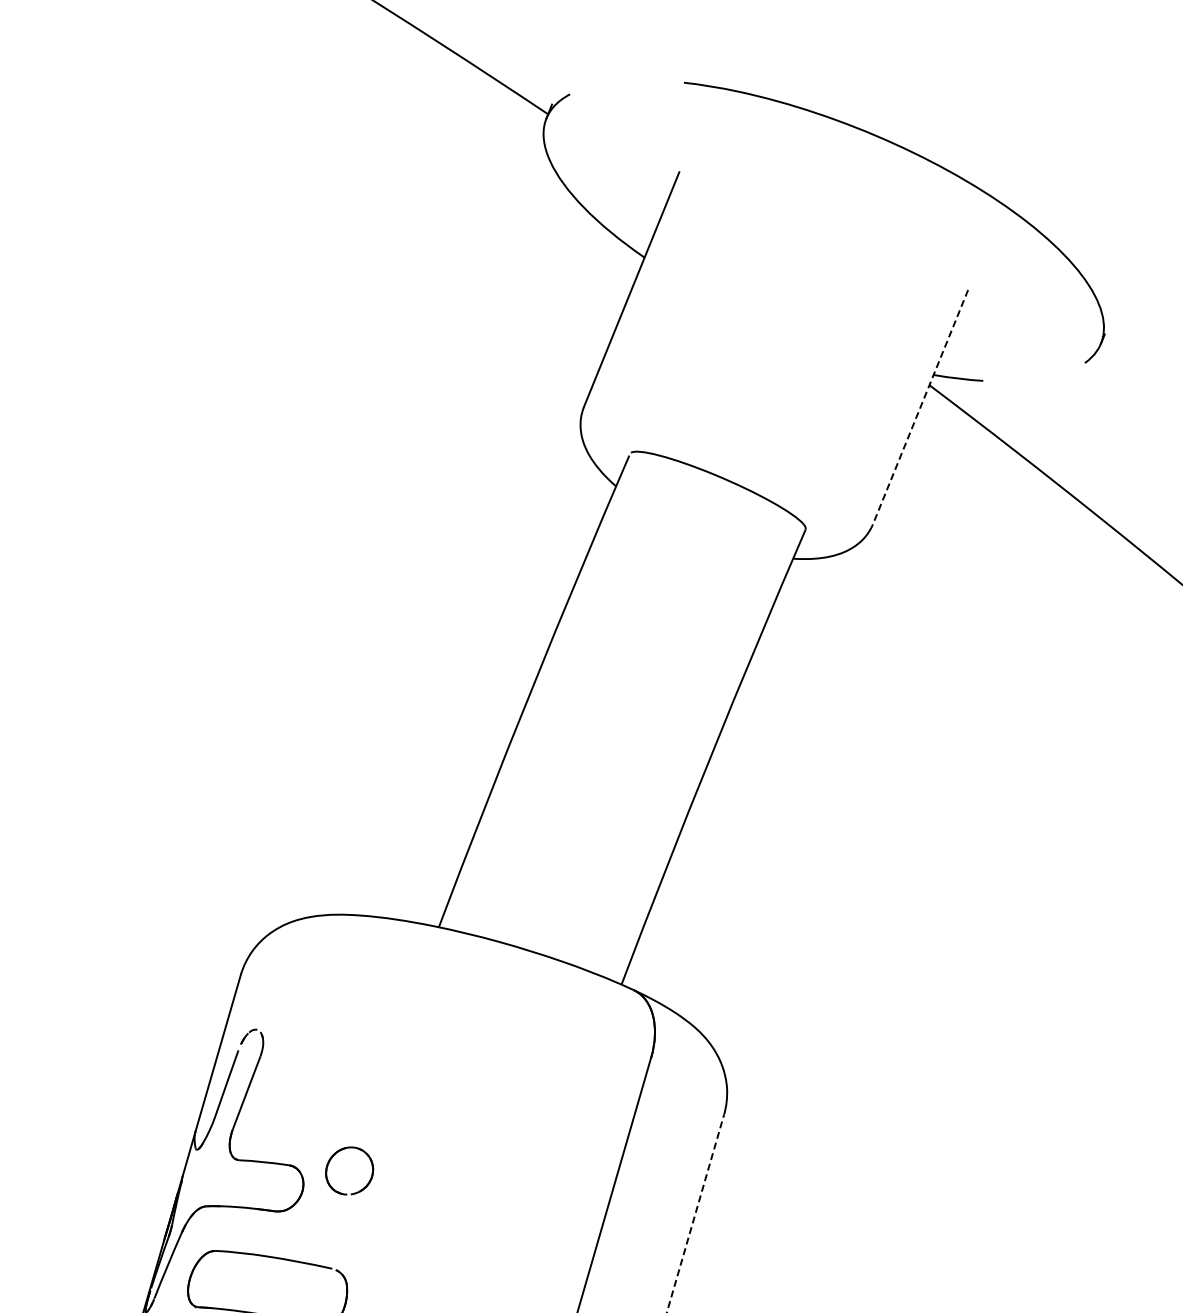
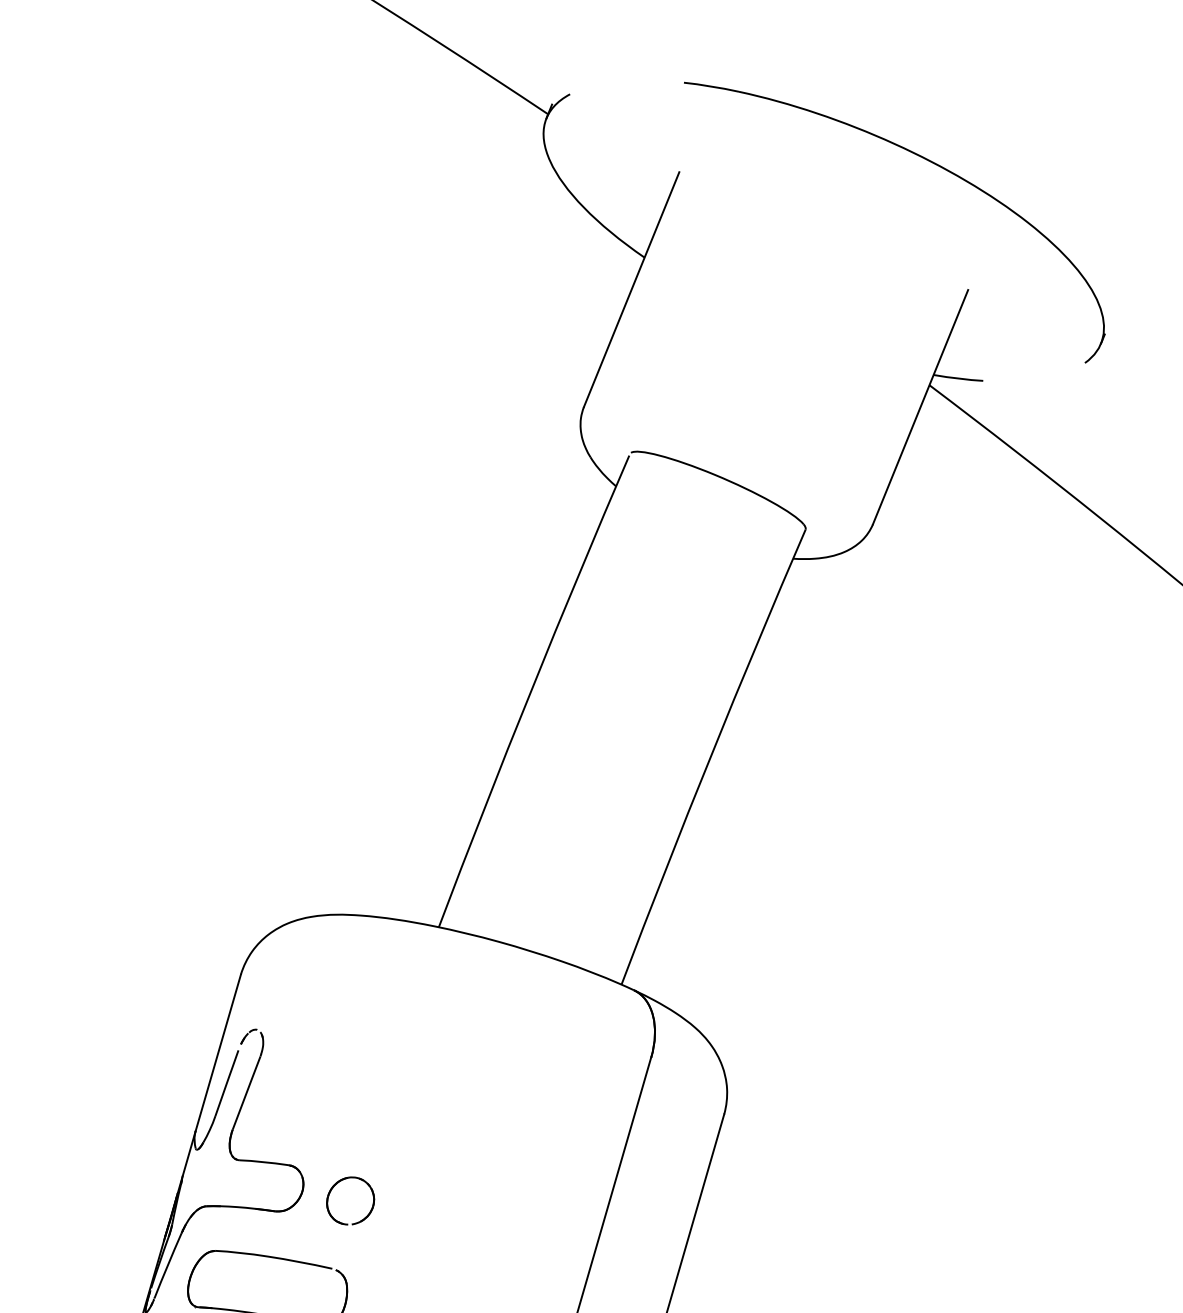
line: dashed -> solid (920, 407)
part position: (337, 1153) -> (338, 1183) (338, 1183)
line: dashed -> solid (695, 1213)
